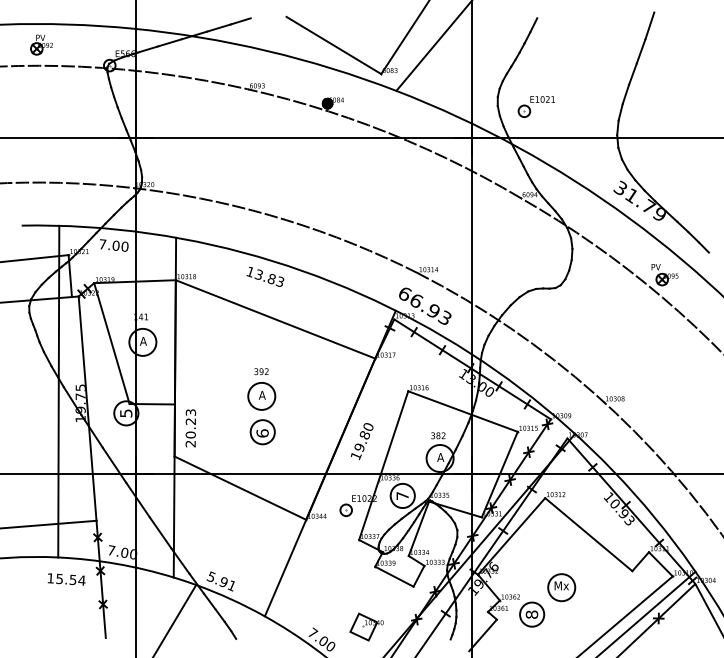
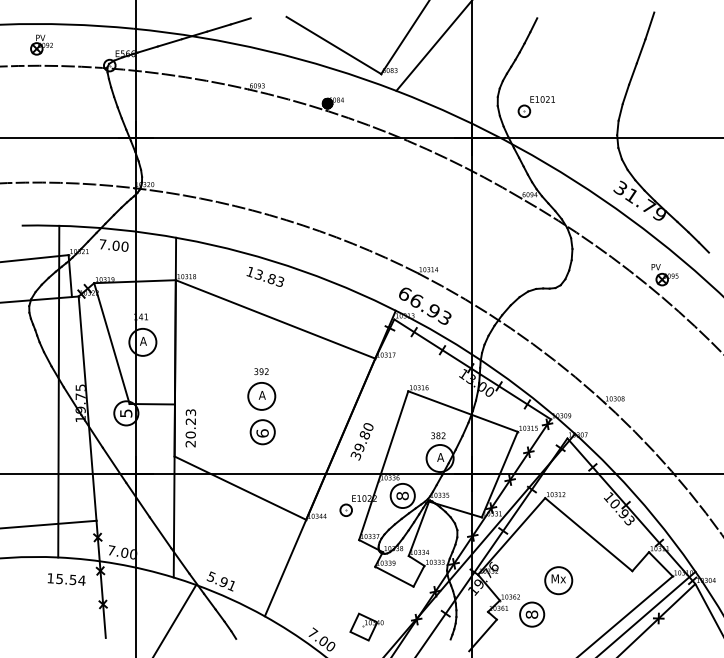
text: 19.80 -> 39.80 (355, 455)
text: 7 -> 8 (402, 495)
part position: (561, 587) -> (558, 580) (558, 580)
